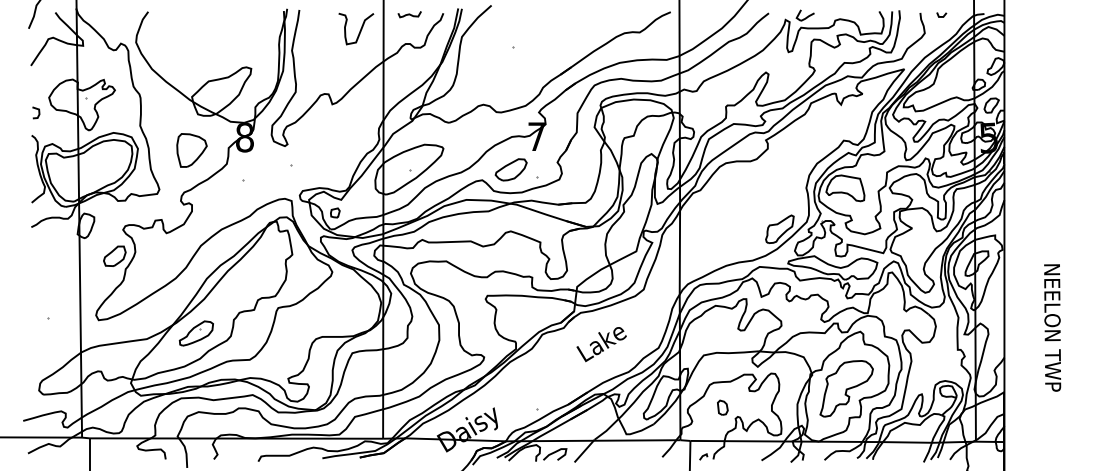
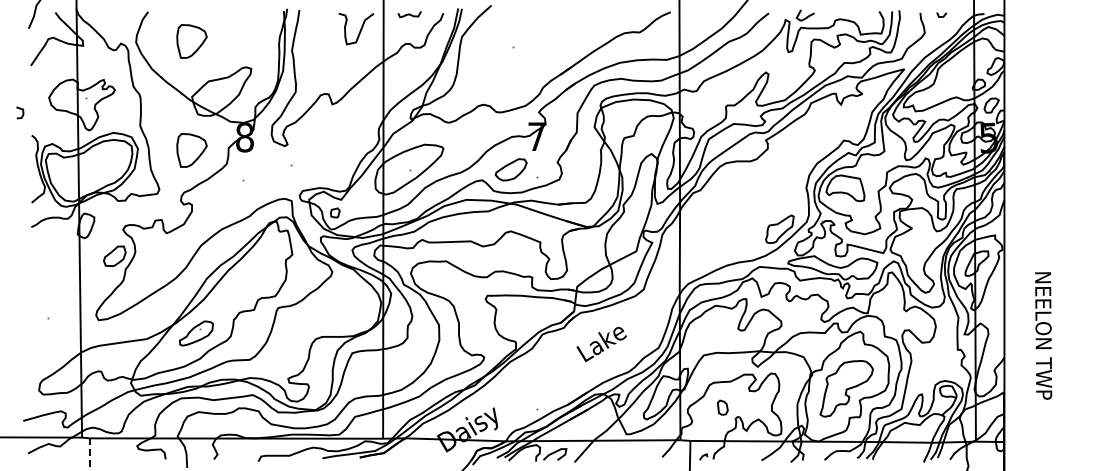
part: none -> present (191, 41)
line position: (38, 112) -> (22, 112) (22, 112)
text position: (1052, 327) -> (1043, 335) (1043, 335)
line: solid -> dashed (89, 454)
